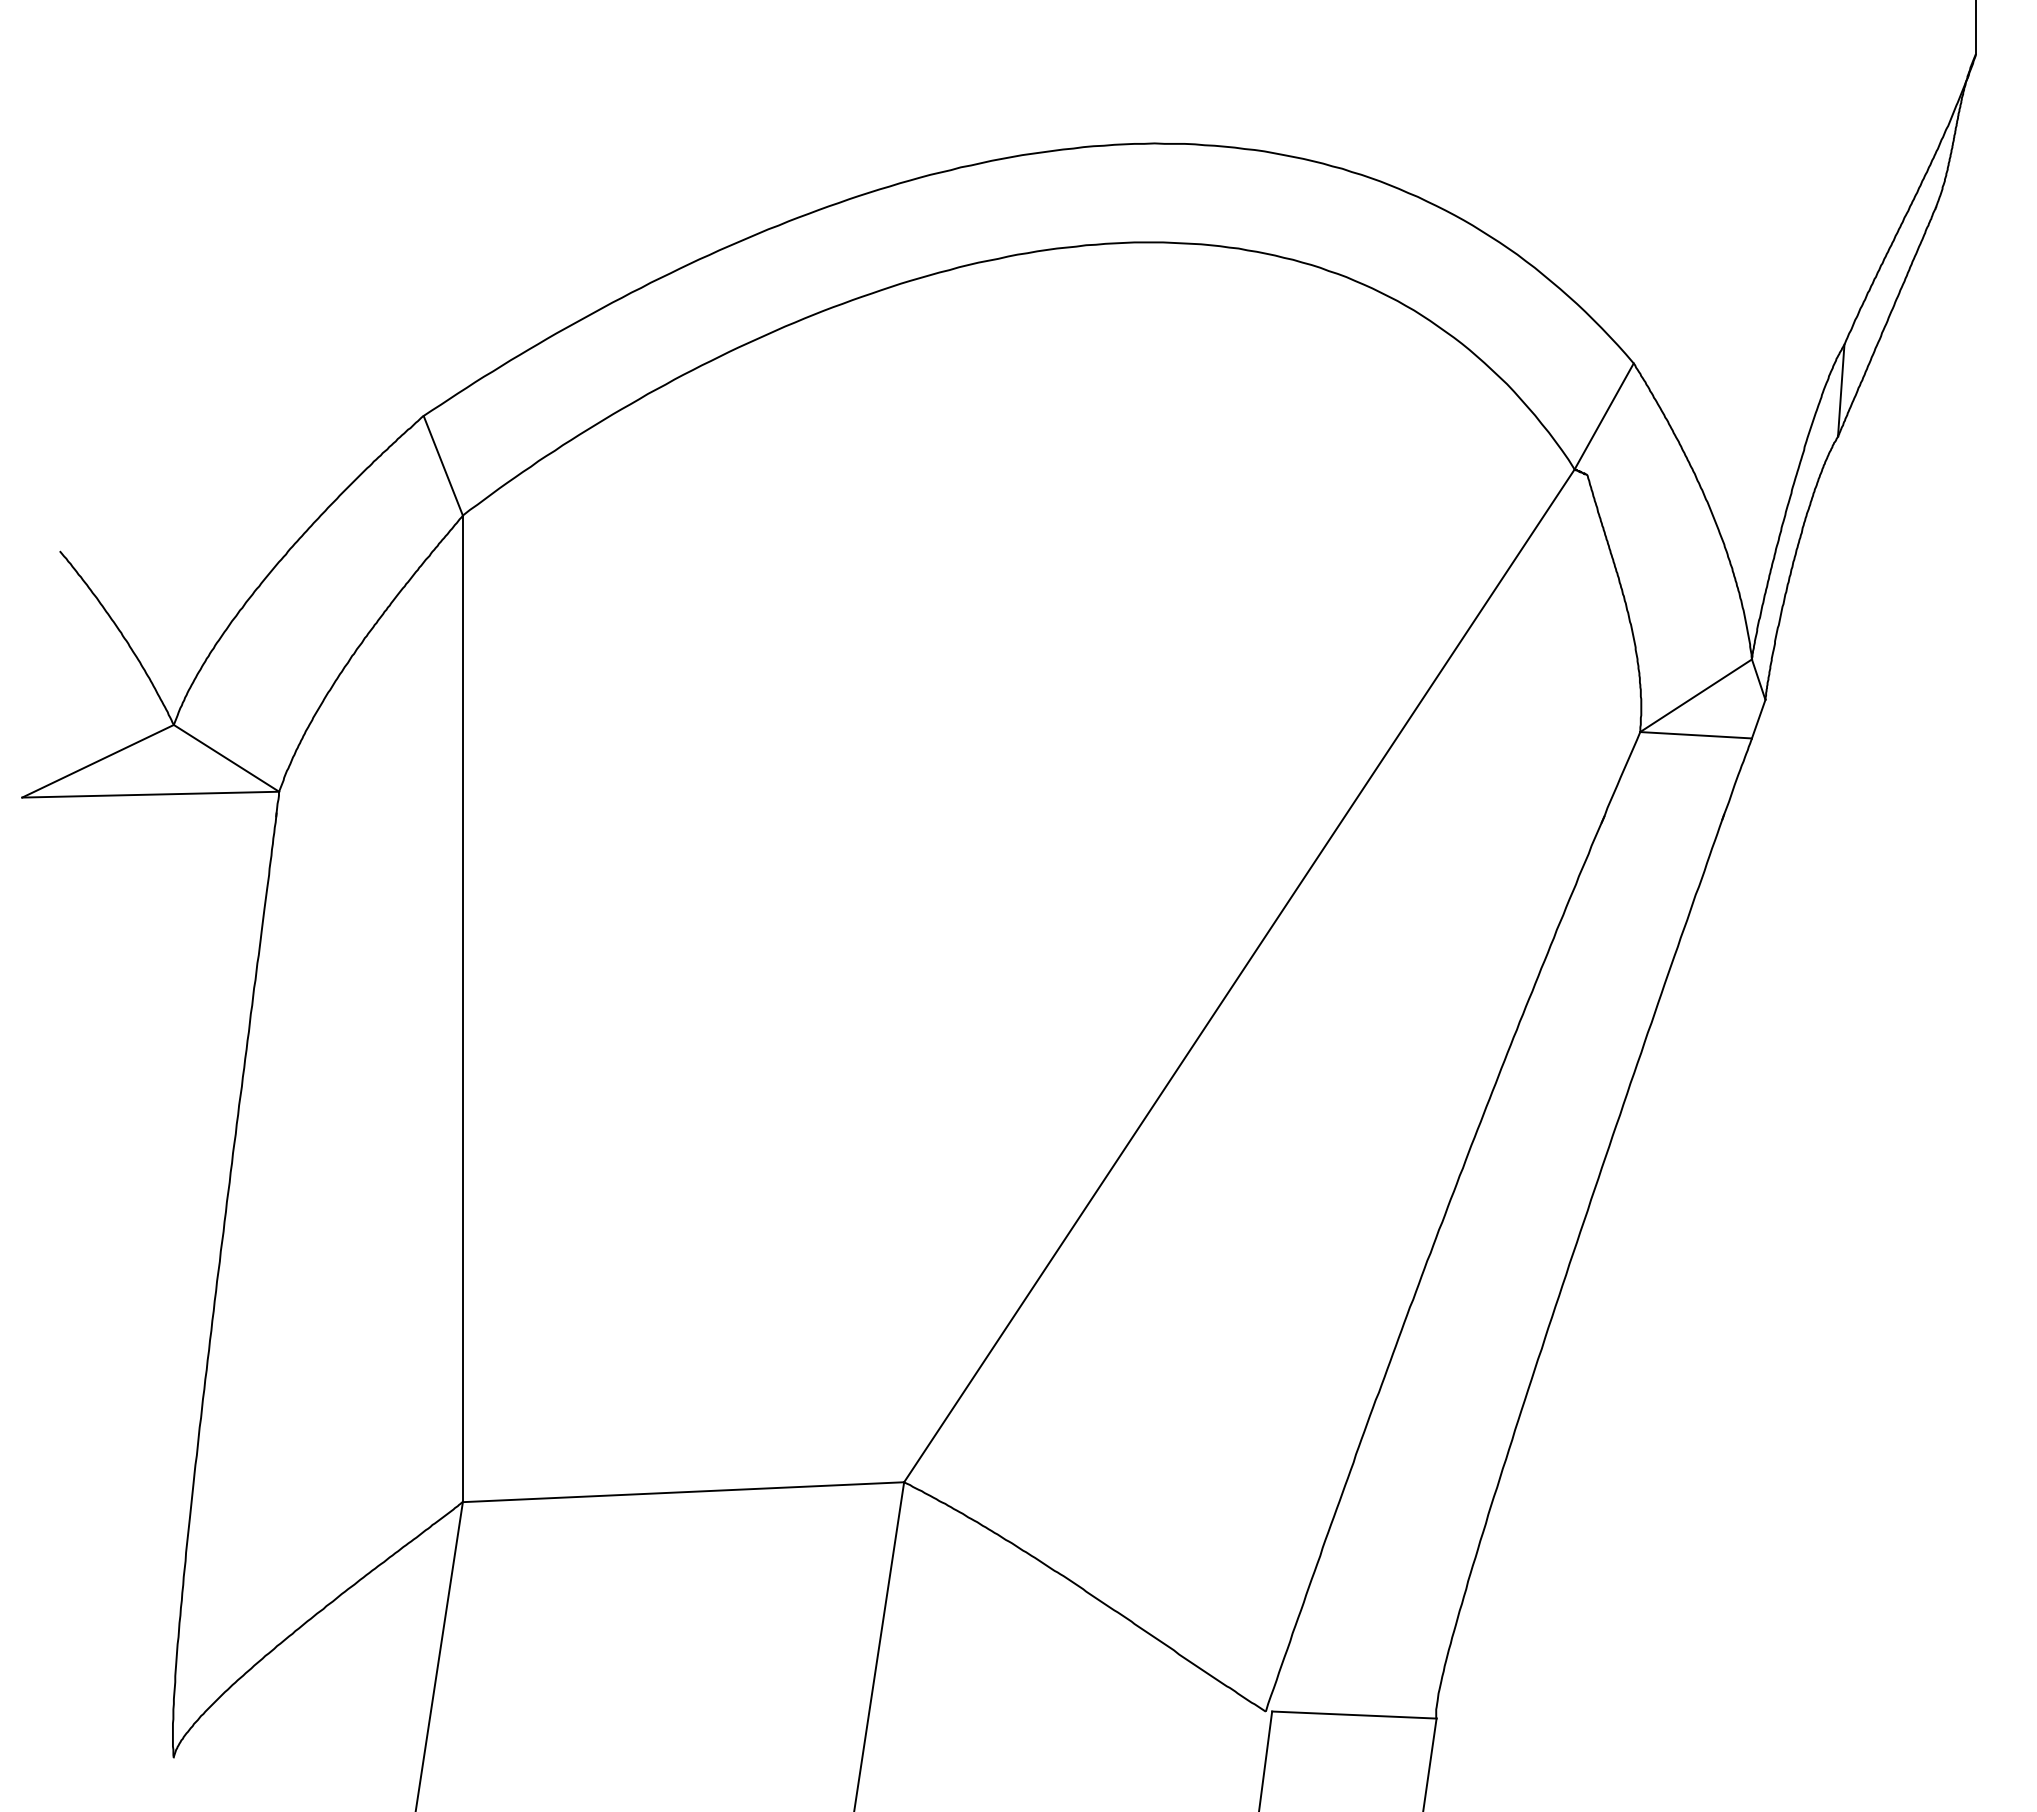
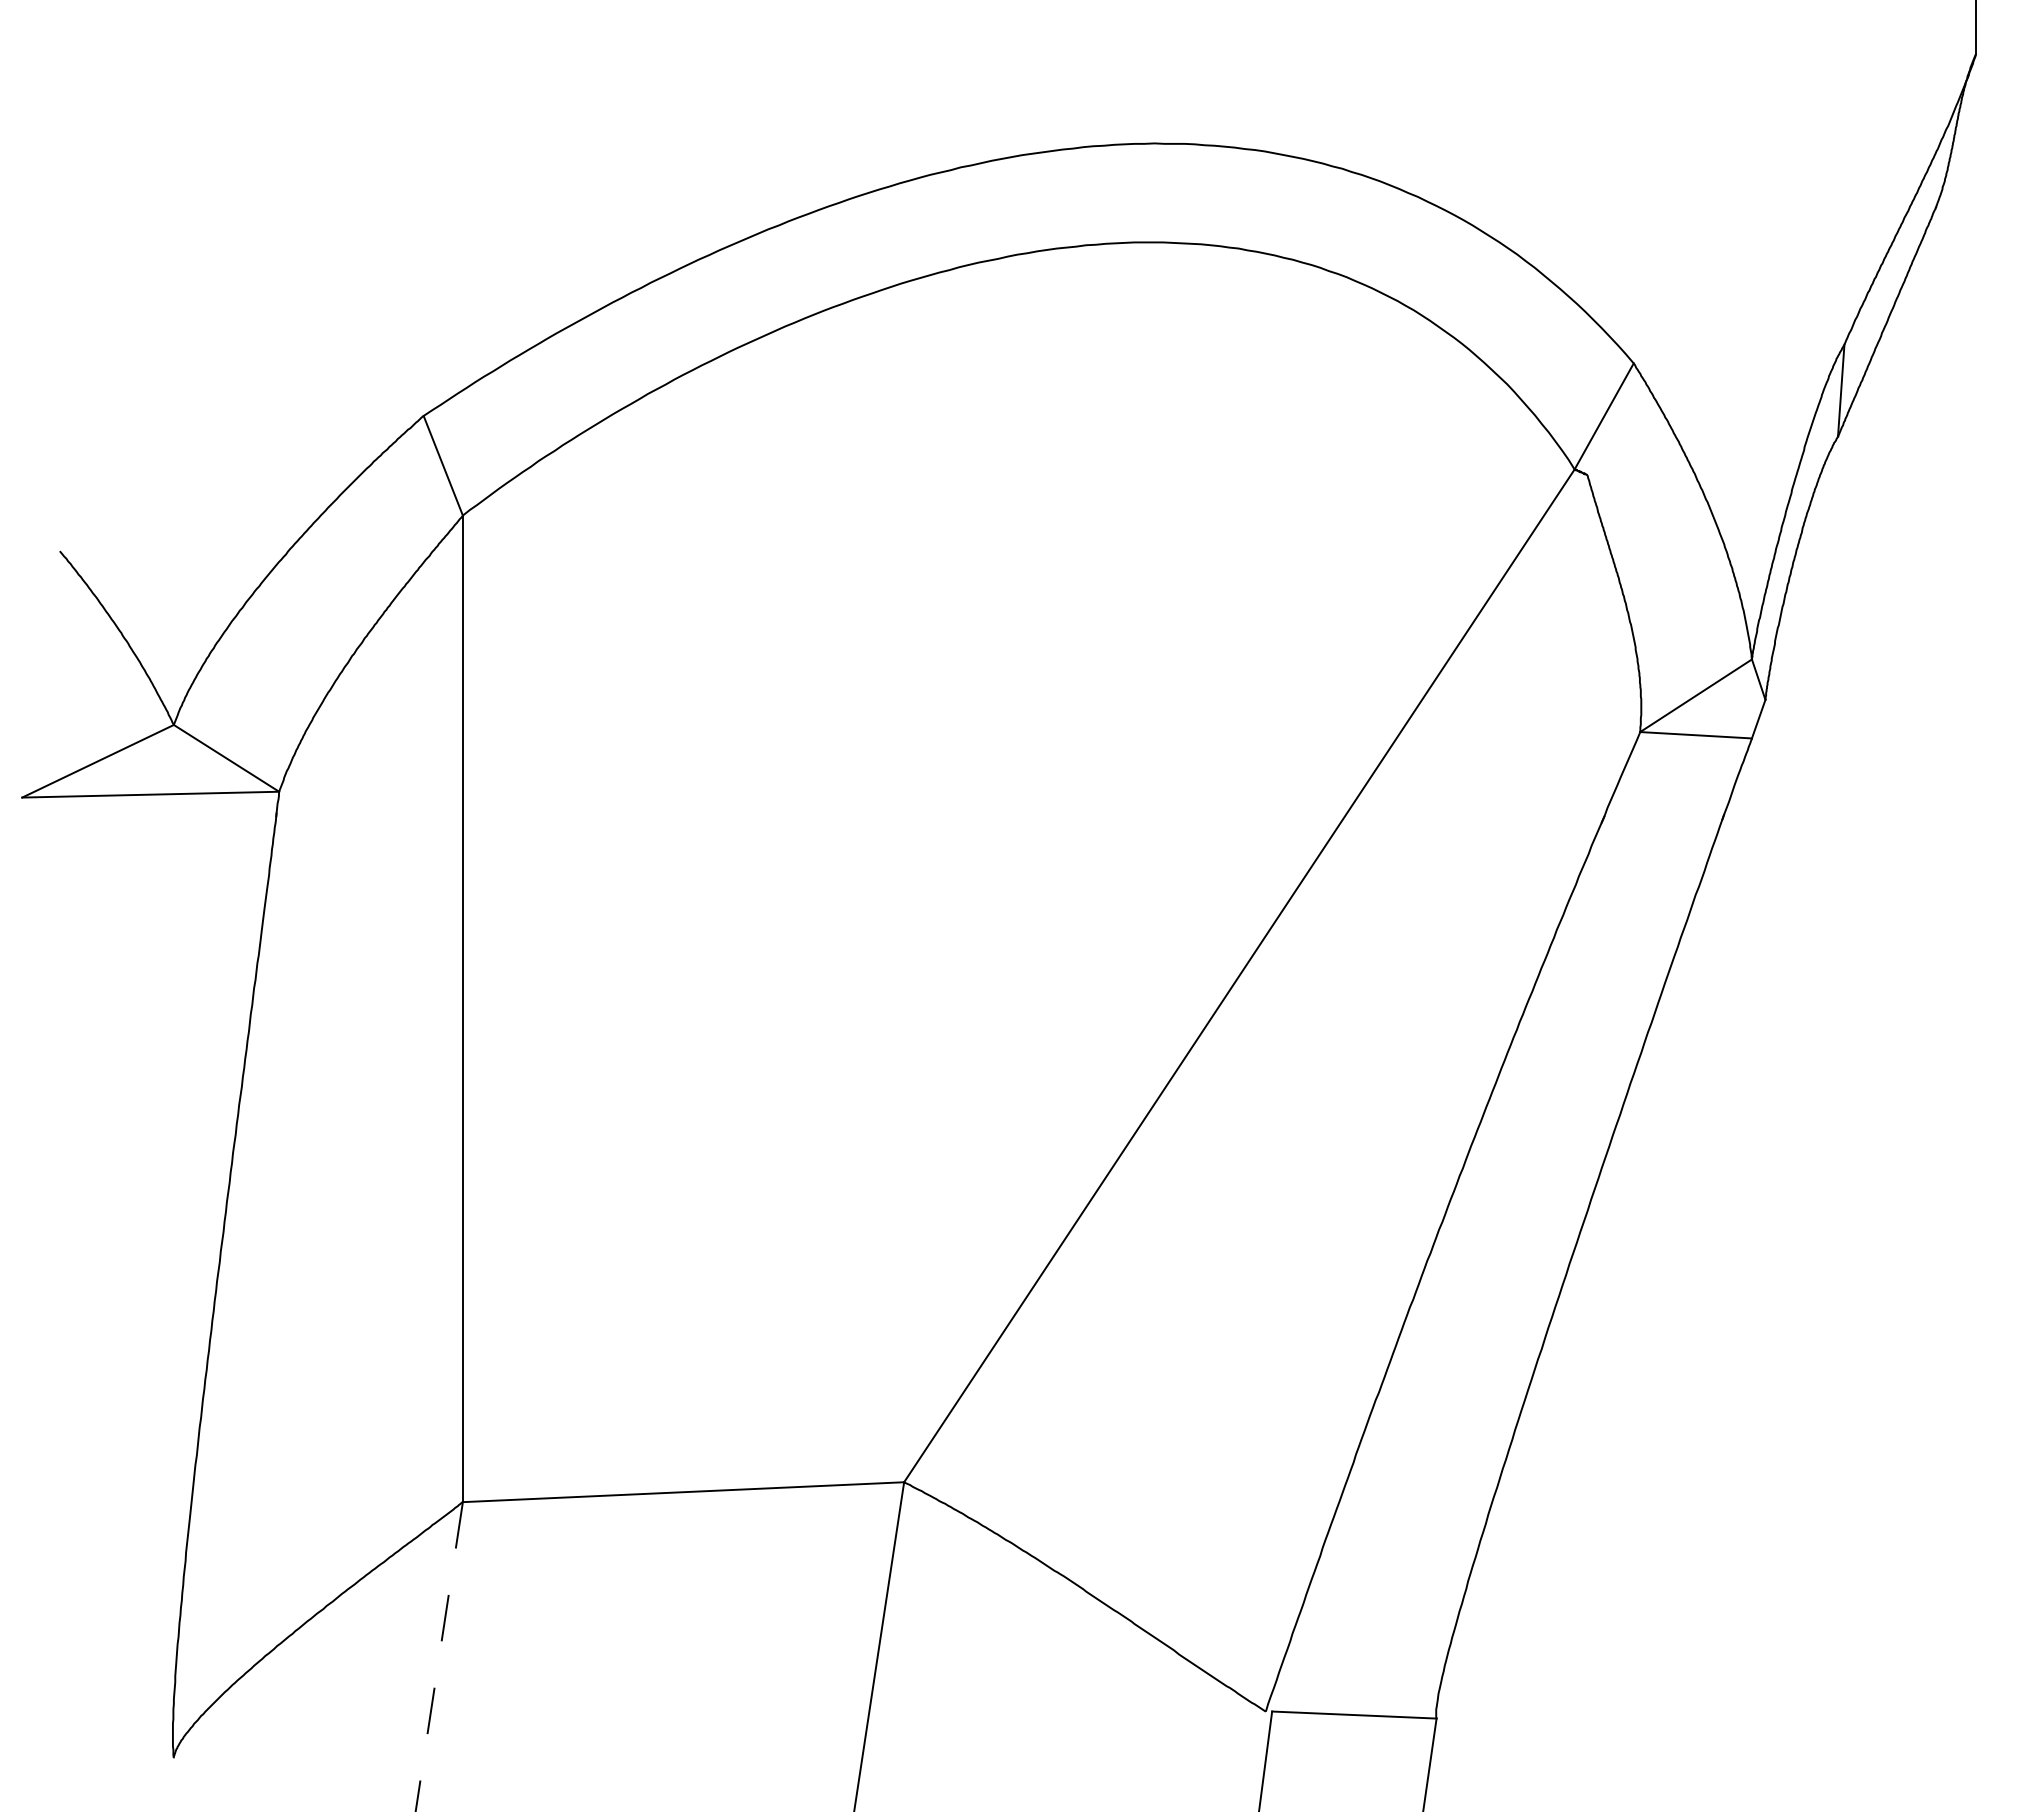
line: solid -> dashed (439, 1657)
